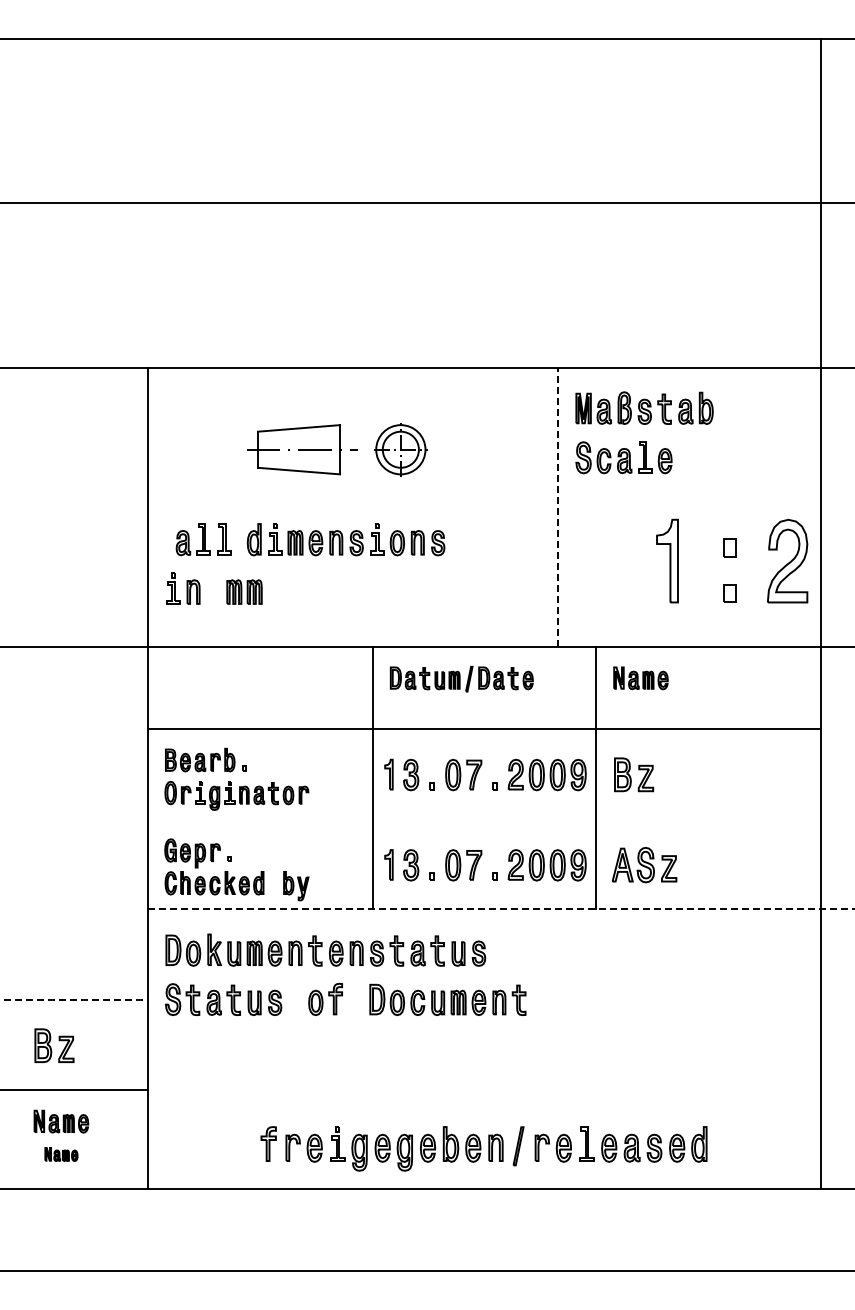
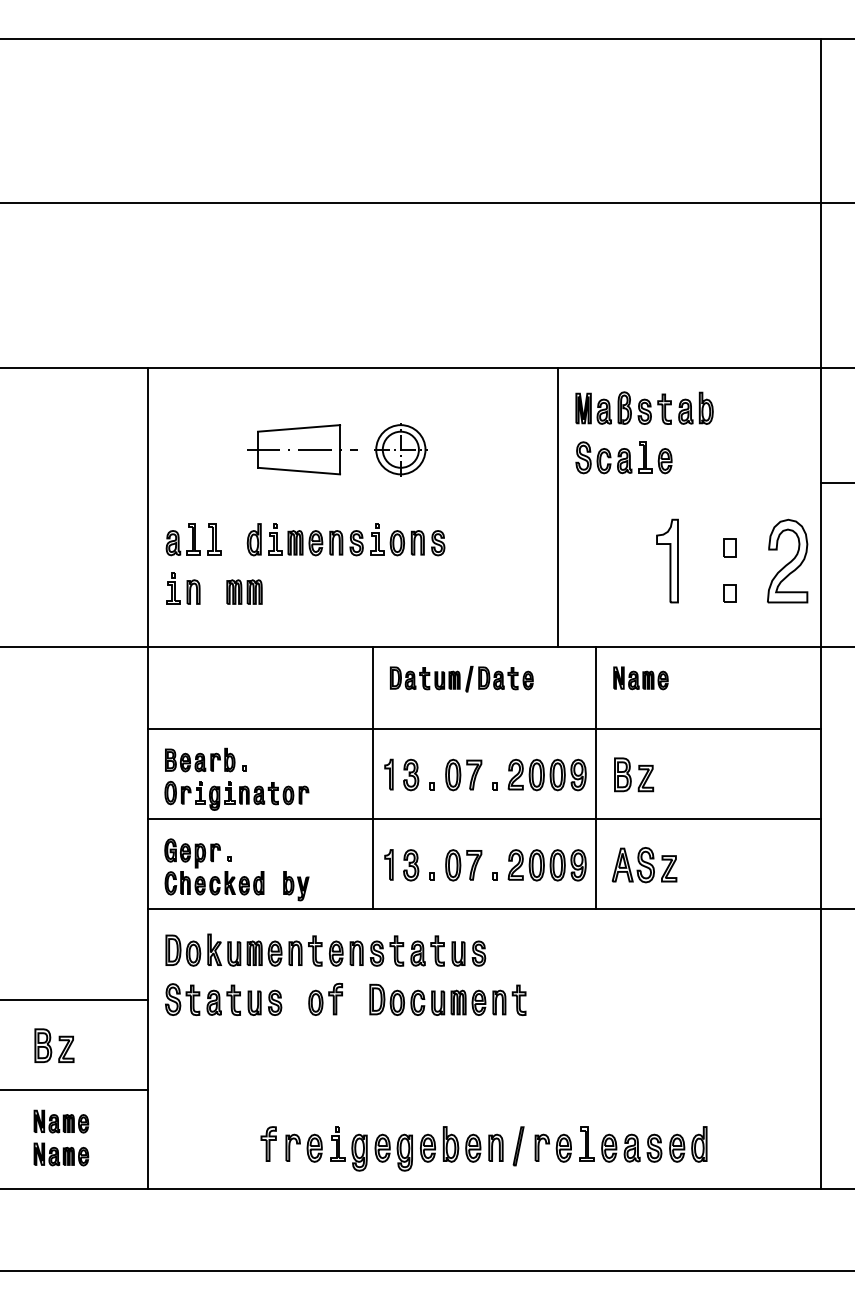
line: none -> present (836, 482)
line: dashed -> solid (558, 507)
part position: (203, 539) -> (193, 539) (193, 539)
line: none -> present (484, 819)
line: dashed -> solid (501, 909)
line: dashed -> solid (74, 999)
part size: 35x15 px -> 57x25 px (61, 1154)
